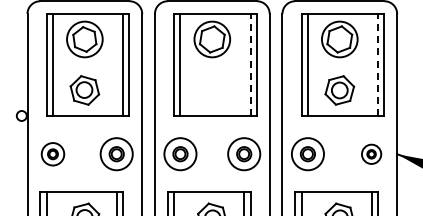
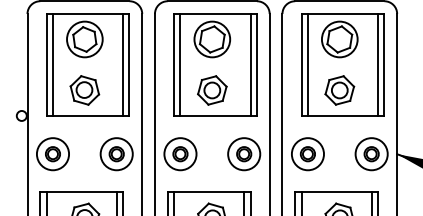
line: dashed -> solid (250, 64)
line: dashed -> solid (378, 64)
part: none -> present (212, 90)
part size: 22x22 px -> 35x35 px (371, 154)
part size: 26x25 px -> 34x35 px (52, 154)
